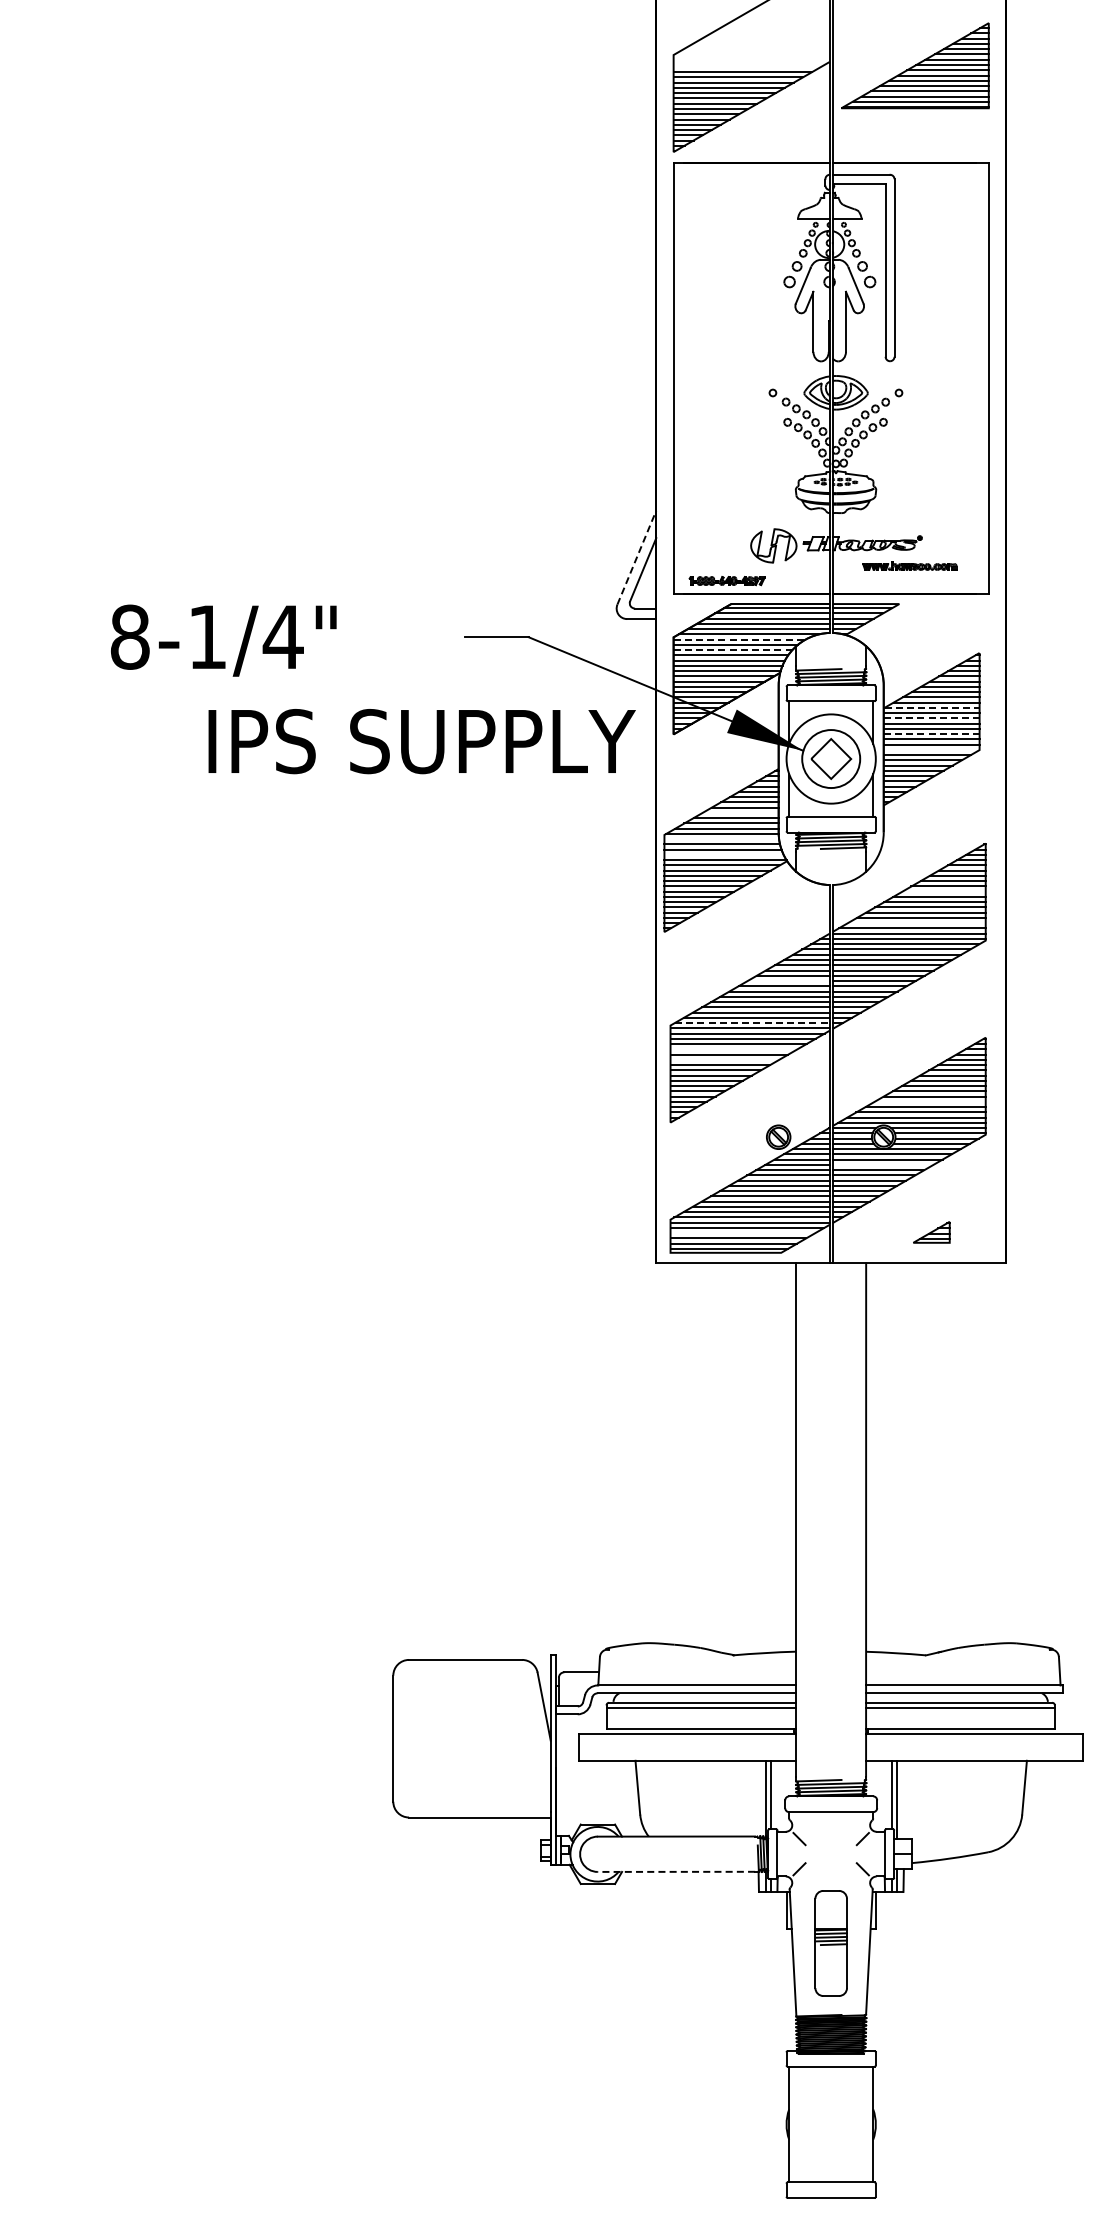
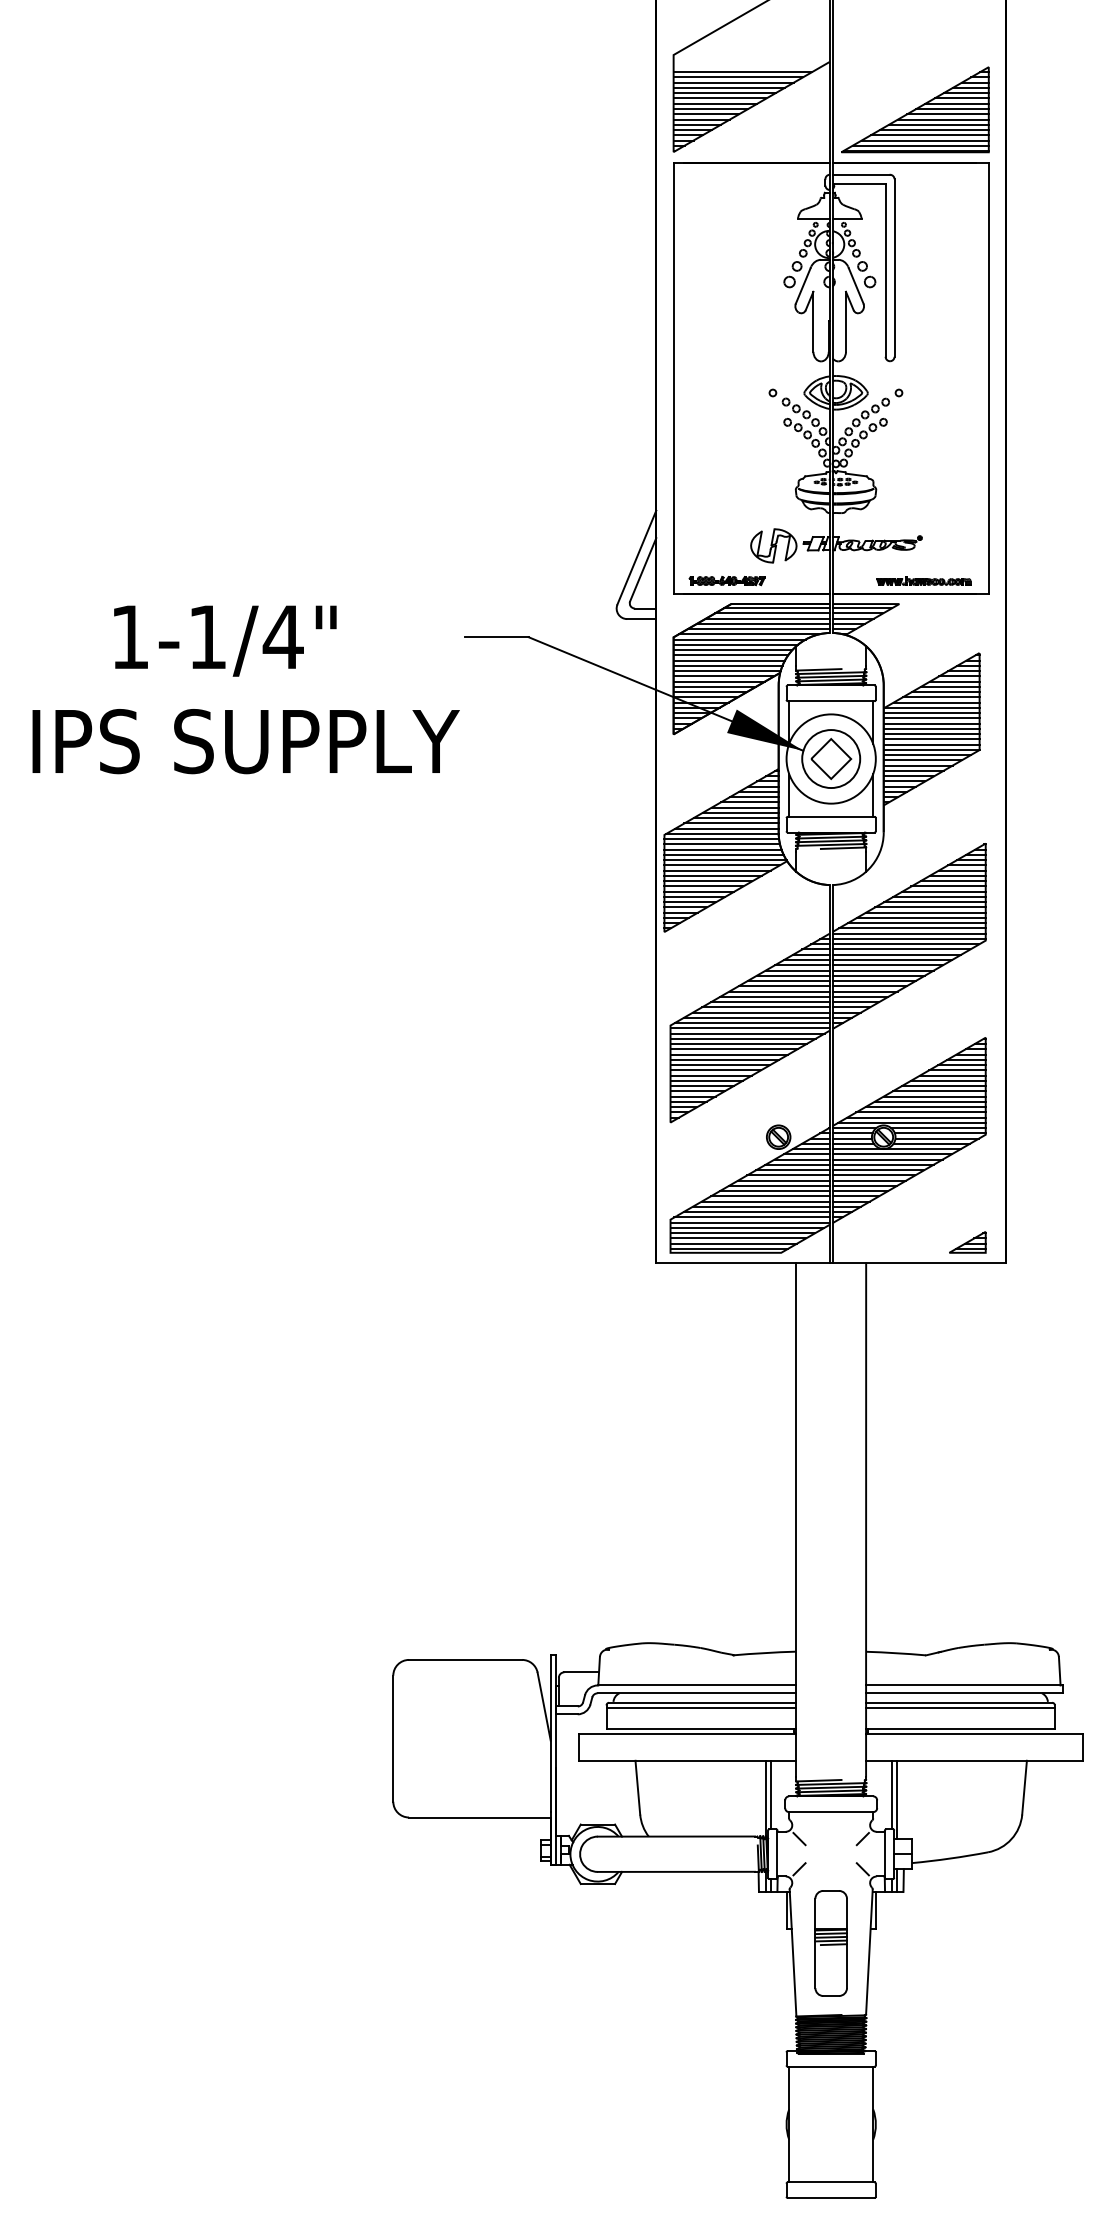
part position: (915, 65) -> (915, 109) (915, 109)
line: dashed -> solid (636, 557)
part position: (909, 565) -> (923, 580) (923, 580)
text: 8-1/4" -> 1-1/4" (129, 636)
line: dashed -> solid (740, 639)
line: dashed -> solid (733, 650)
line: dashed -> solid (932, 707)
line: dashed -> solid (931, 718)
line: dashed -> solid (931, 734)
text position: (421, 741) -> (245, 741) (245, 741)
line: none -> present (931, 749)
line: none -> present (740, 812)
line: none -> present (721, 839)
line: none -> present (723, 854)
line: none -> present (943, 891)
line: none -> present (916, 923)
line: none -> present (788, 981)
line: dashed -> solid (752, 1023)
line: none -> present (733, 1049)
line: none -> present (724, 1059)
line: none -> present (929, 1101)
line: none -> present (882, 1164)
part position: (931, 1232) -> (967, 1242) (967, 1242)
line: none -> present (742, 1233)
line: dashed -> solid (676, 1871)
